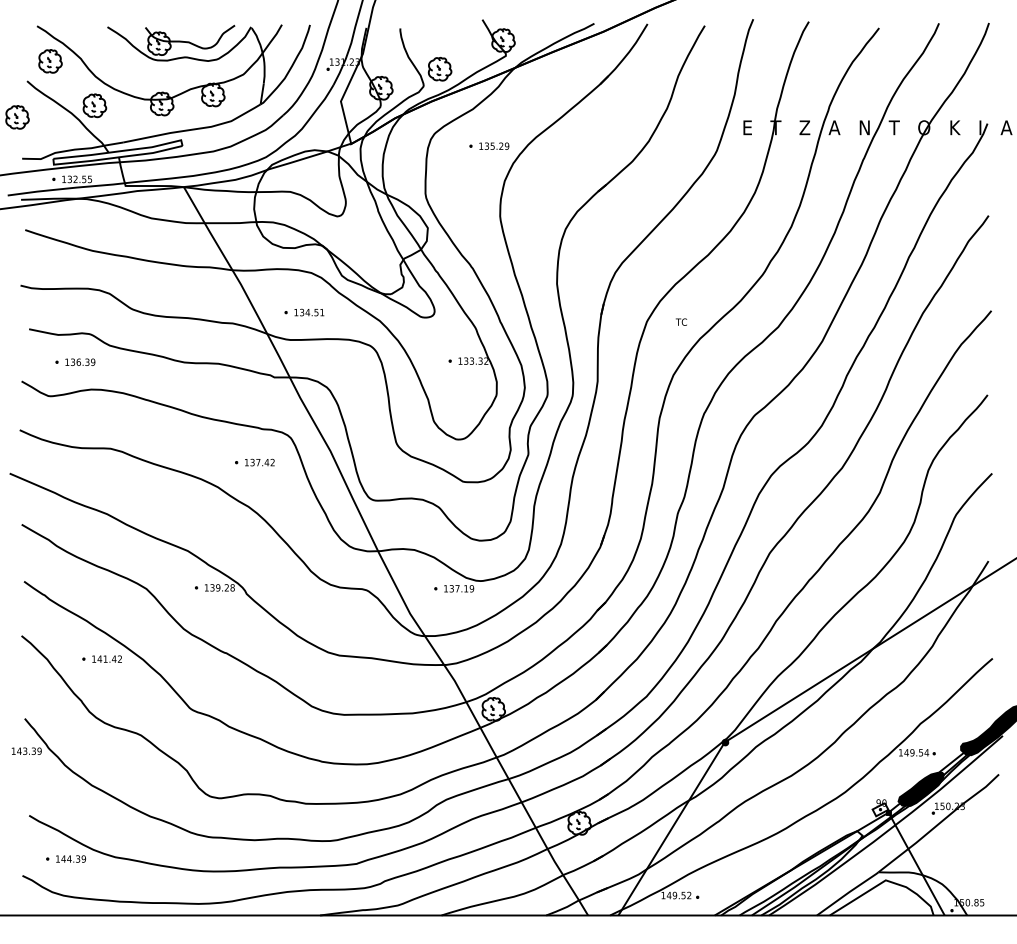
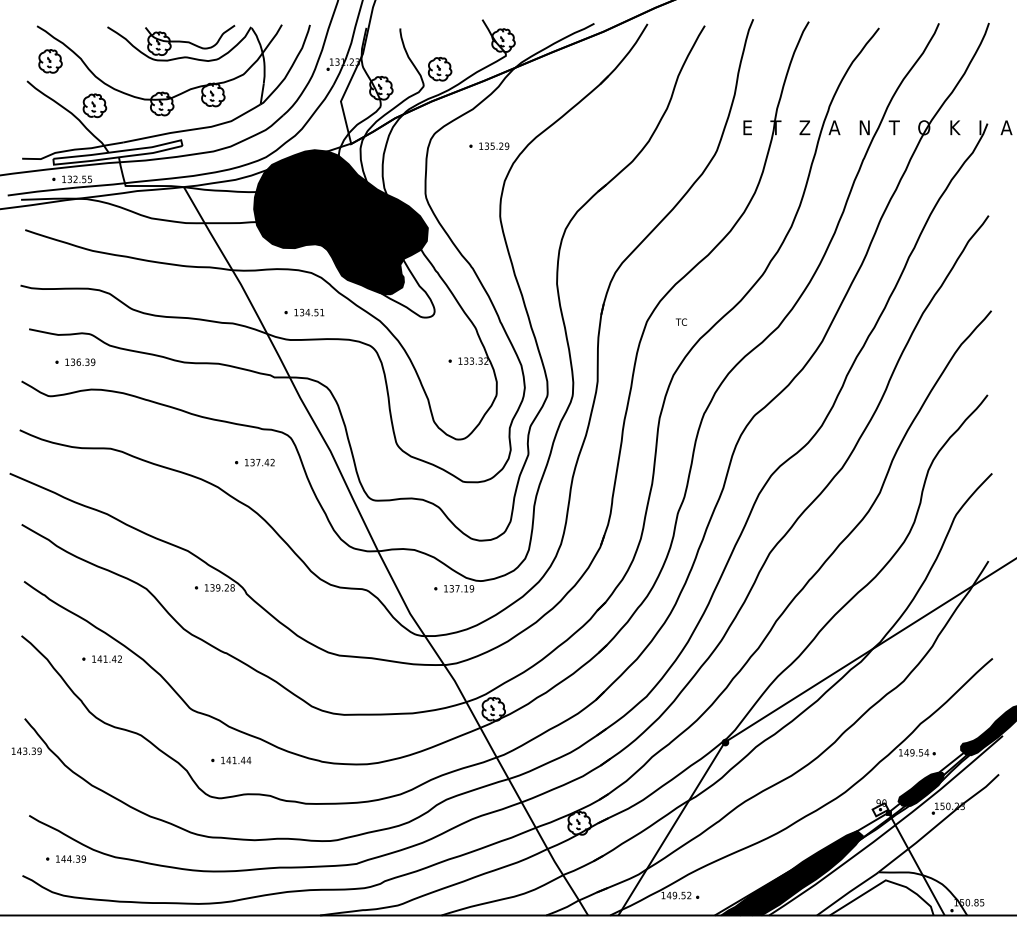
part: present -> none (17, 117)
fill: none -> present (340, 222)
part: none -> present (231, 760)
fill: none -> present (791, 873)
